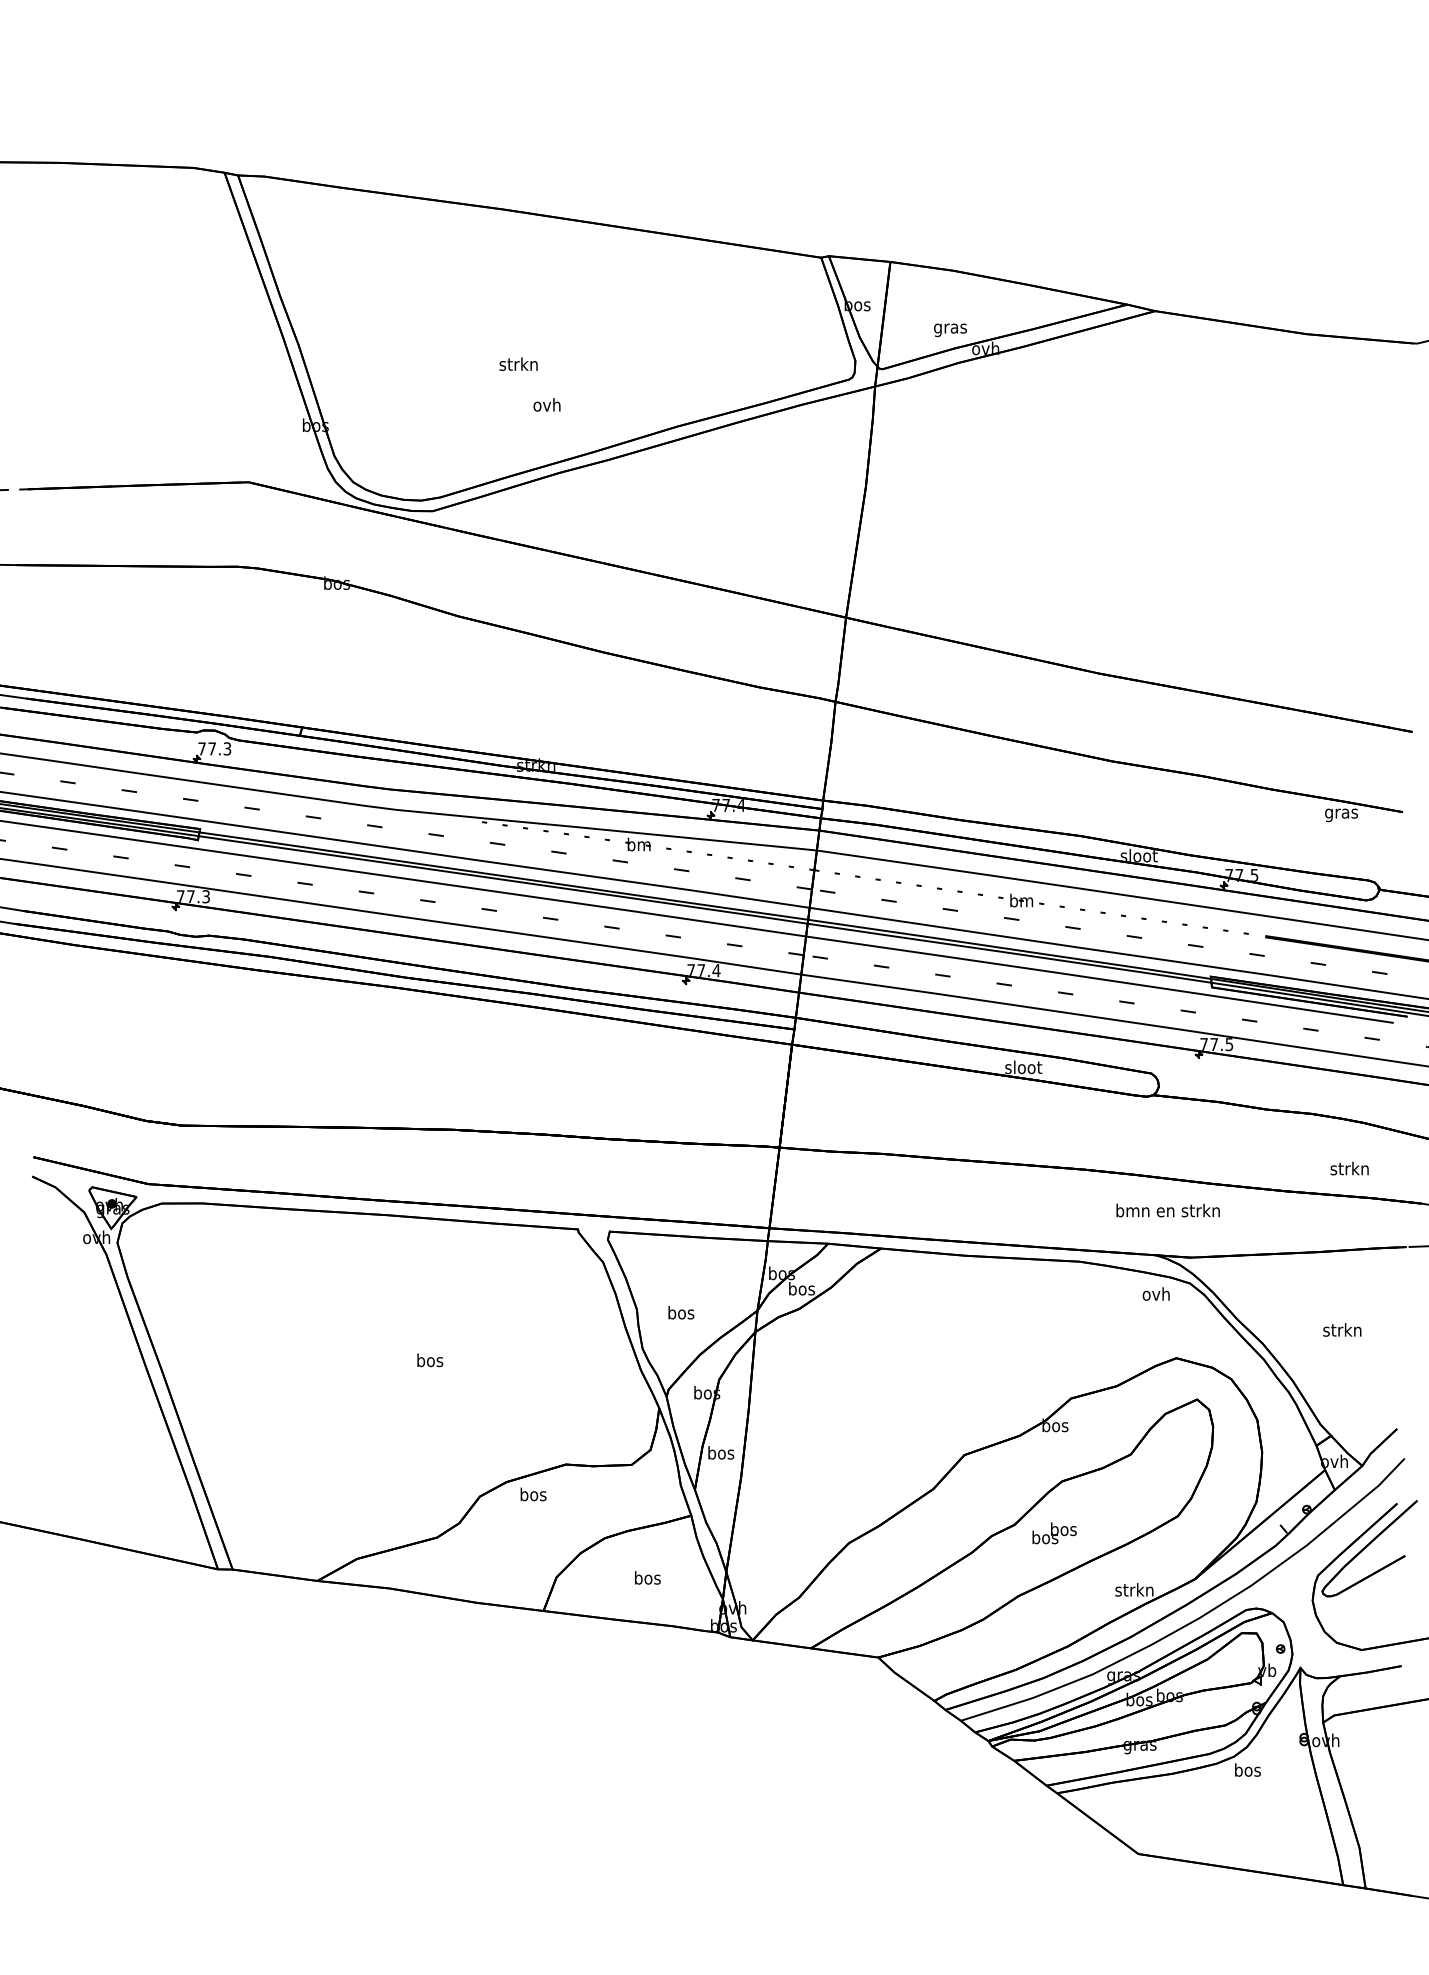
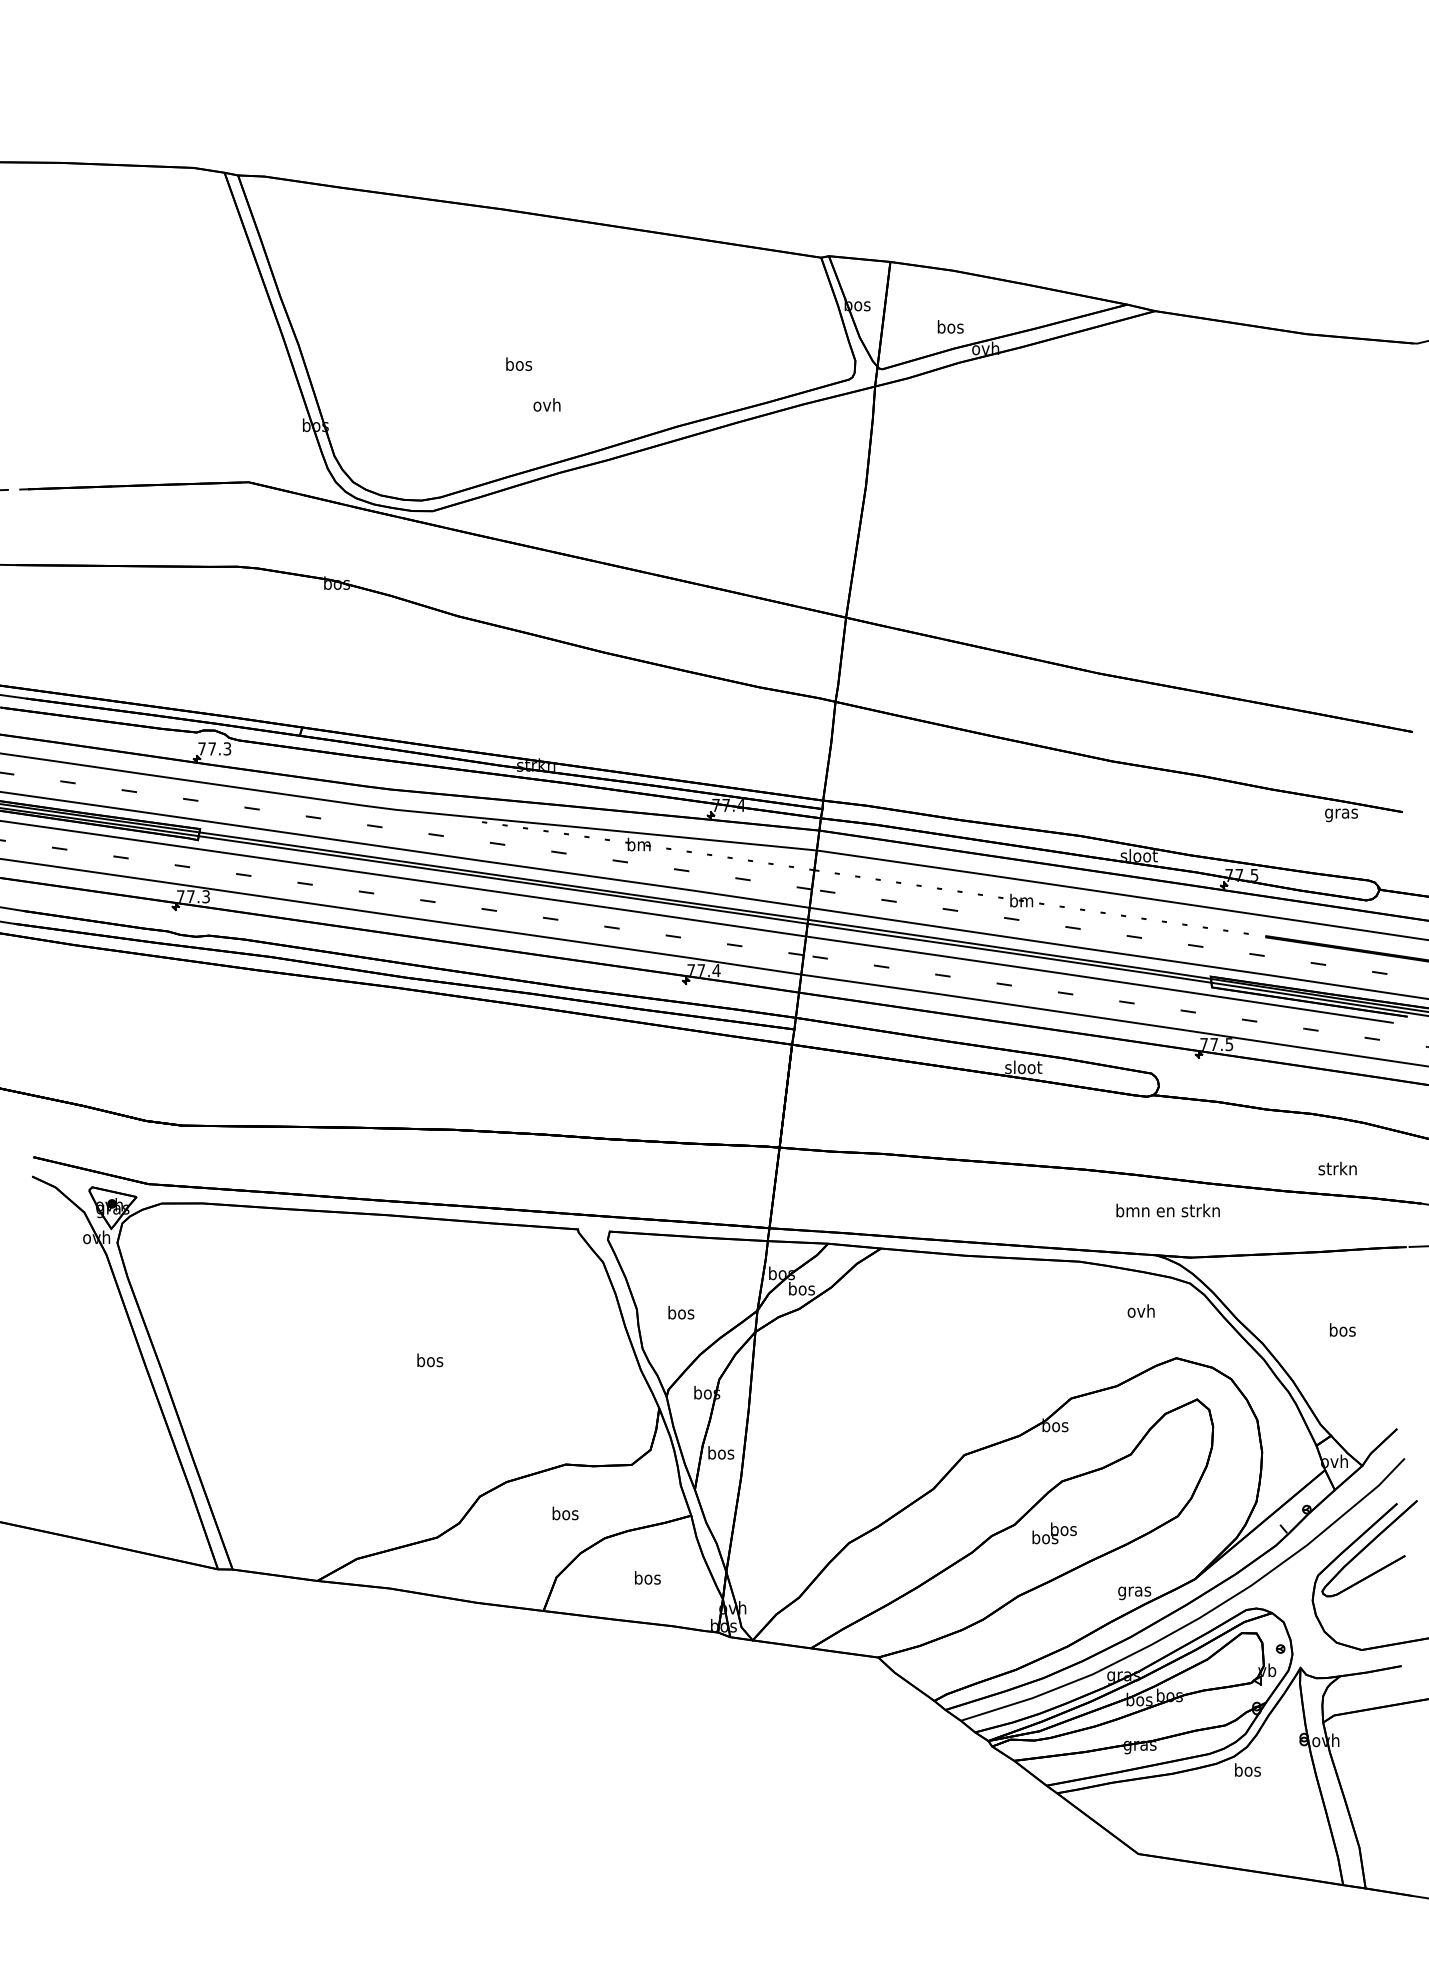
text: gras -> bos (950, 328)
text: strkn -> bos (518, 363)
text position: (1349, 1168) -> (1337, 1168) (1337, 1168)
text position: (1155, 1293) -> (1140, 1310) (1140, 1310)
text: strkn -> bos (1342, 1329)
text position: (533, 1494) -> (565, 1513) (565, 1513)
text: strkn -> gras (1134, 1591)
